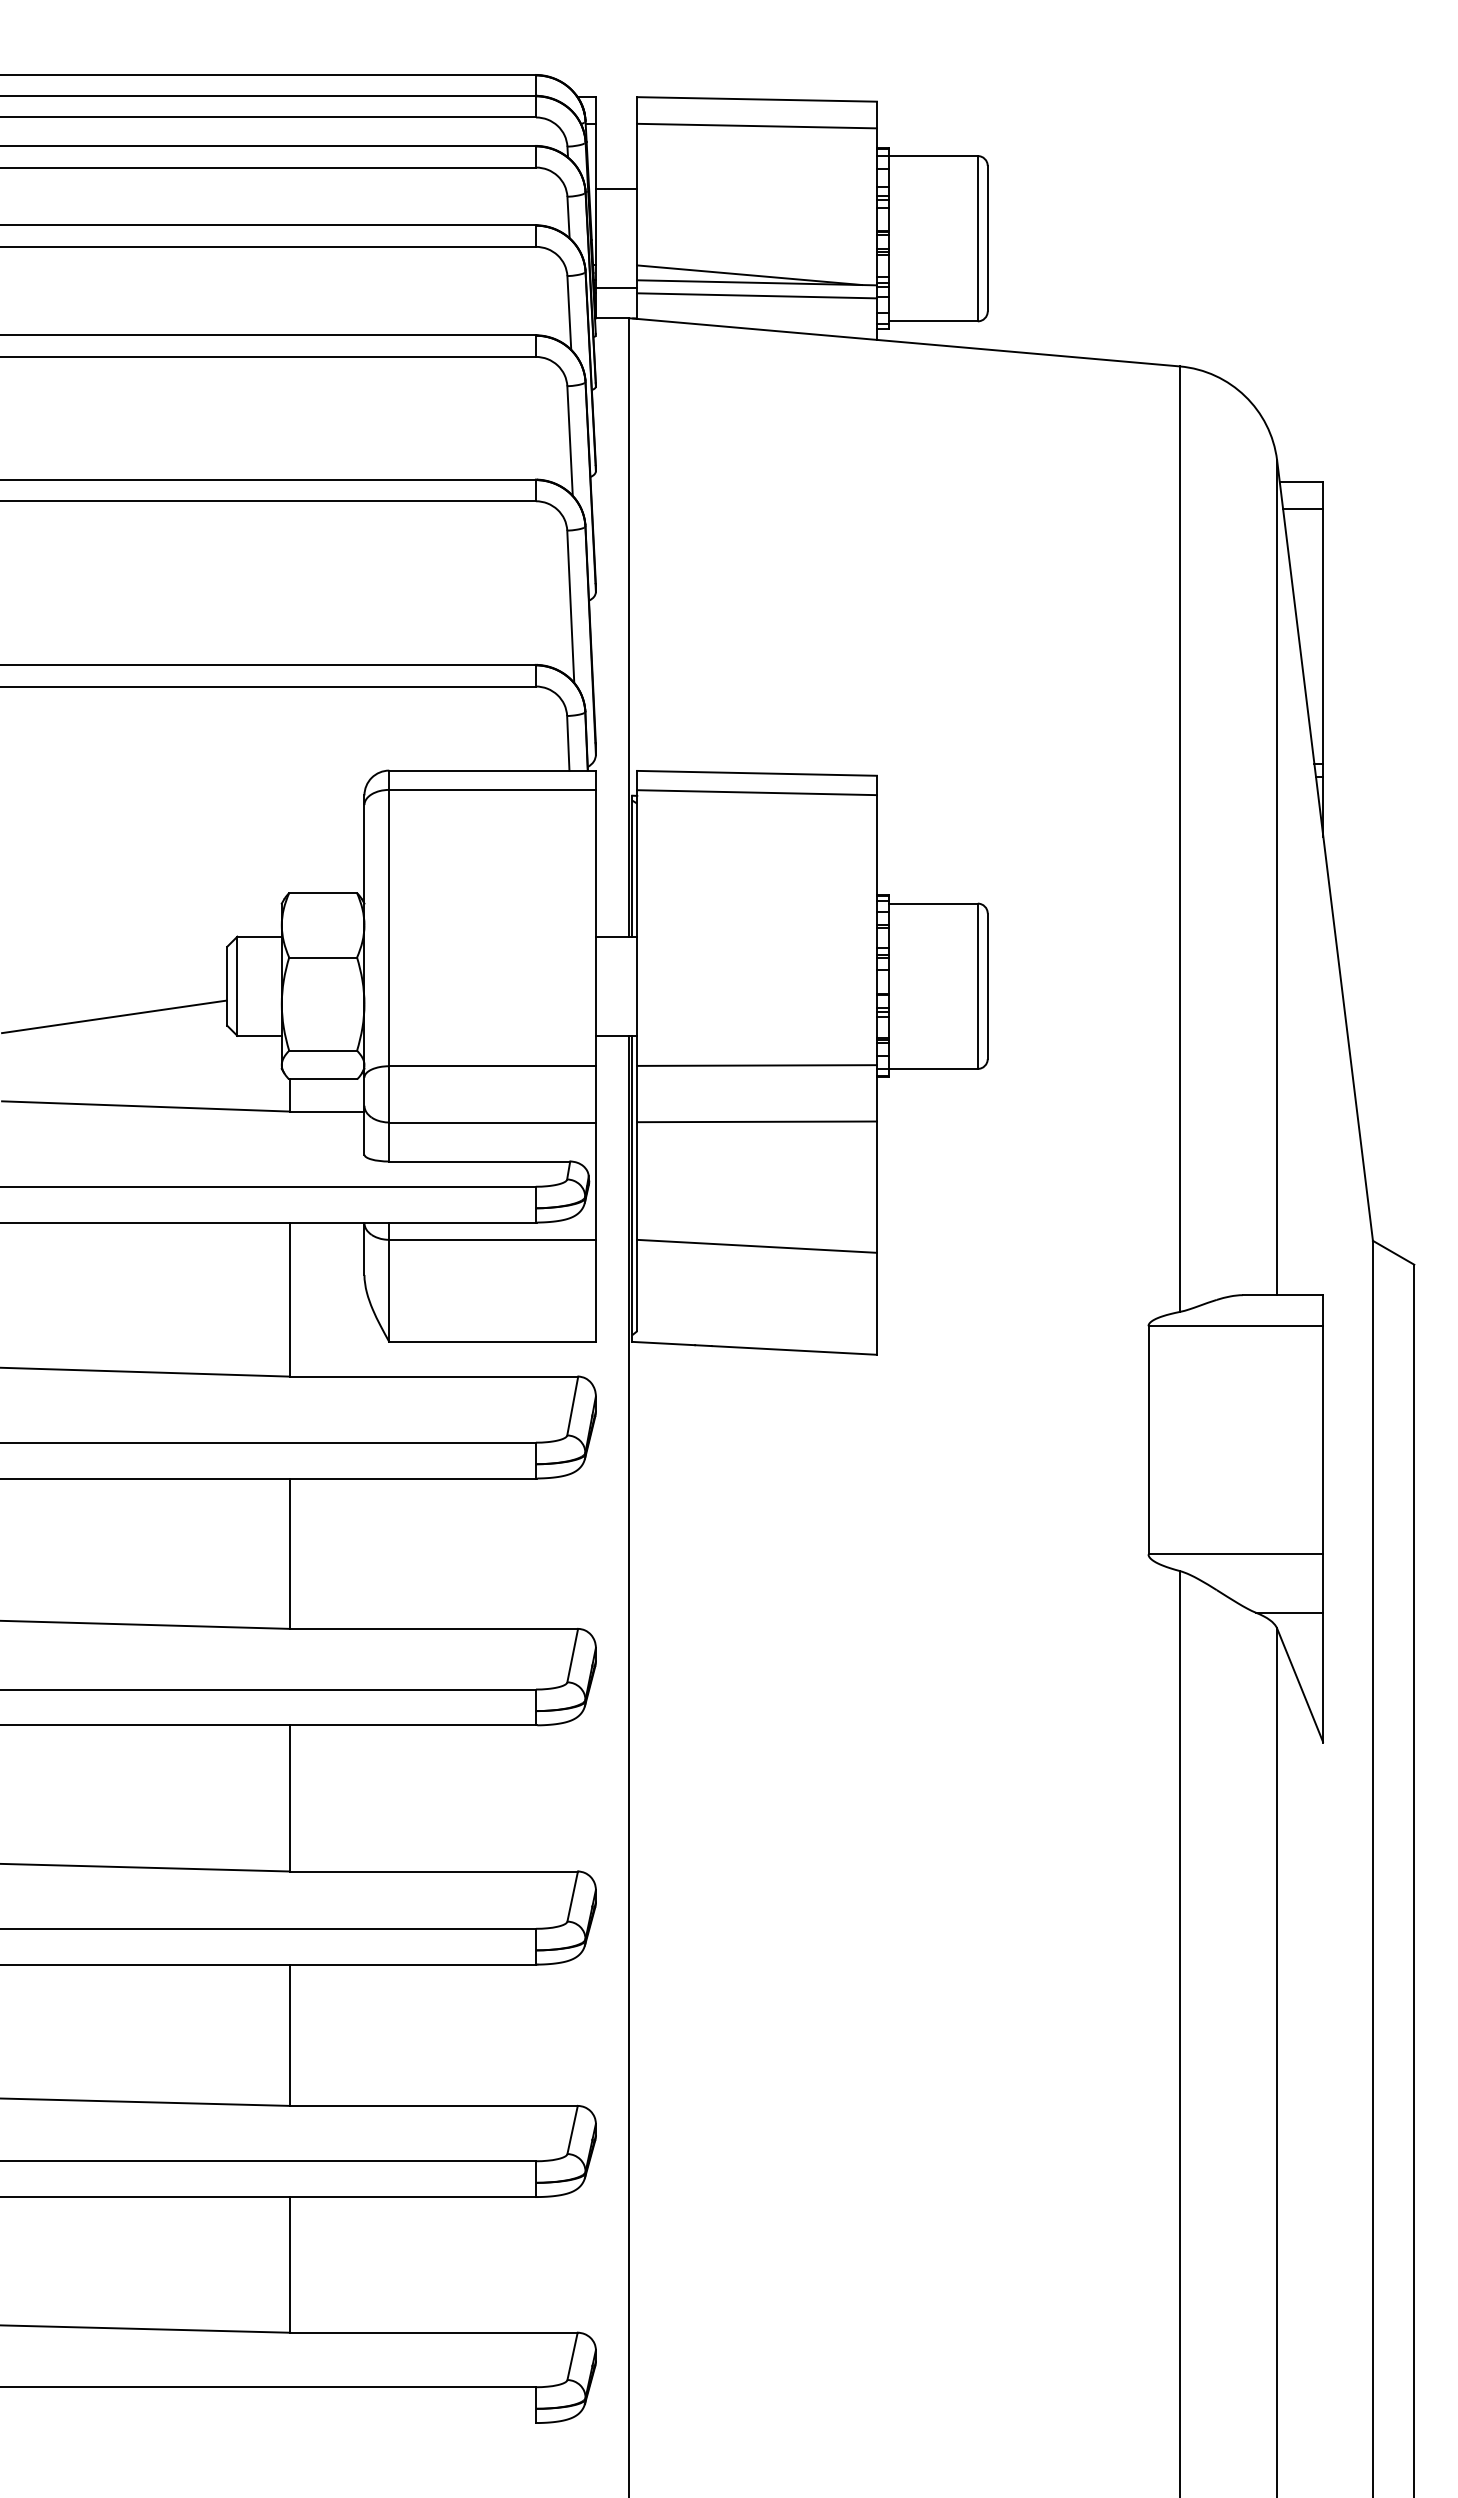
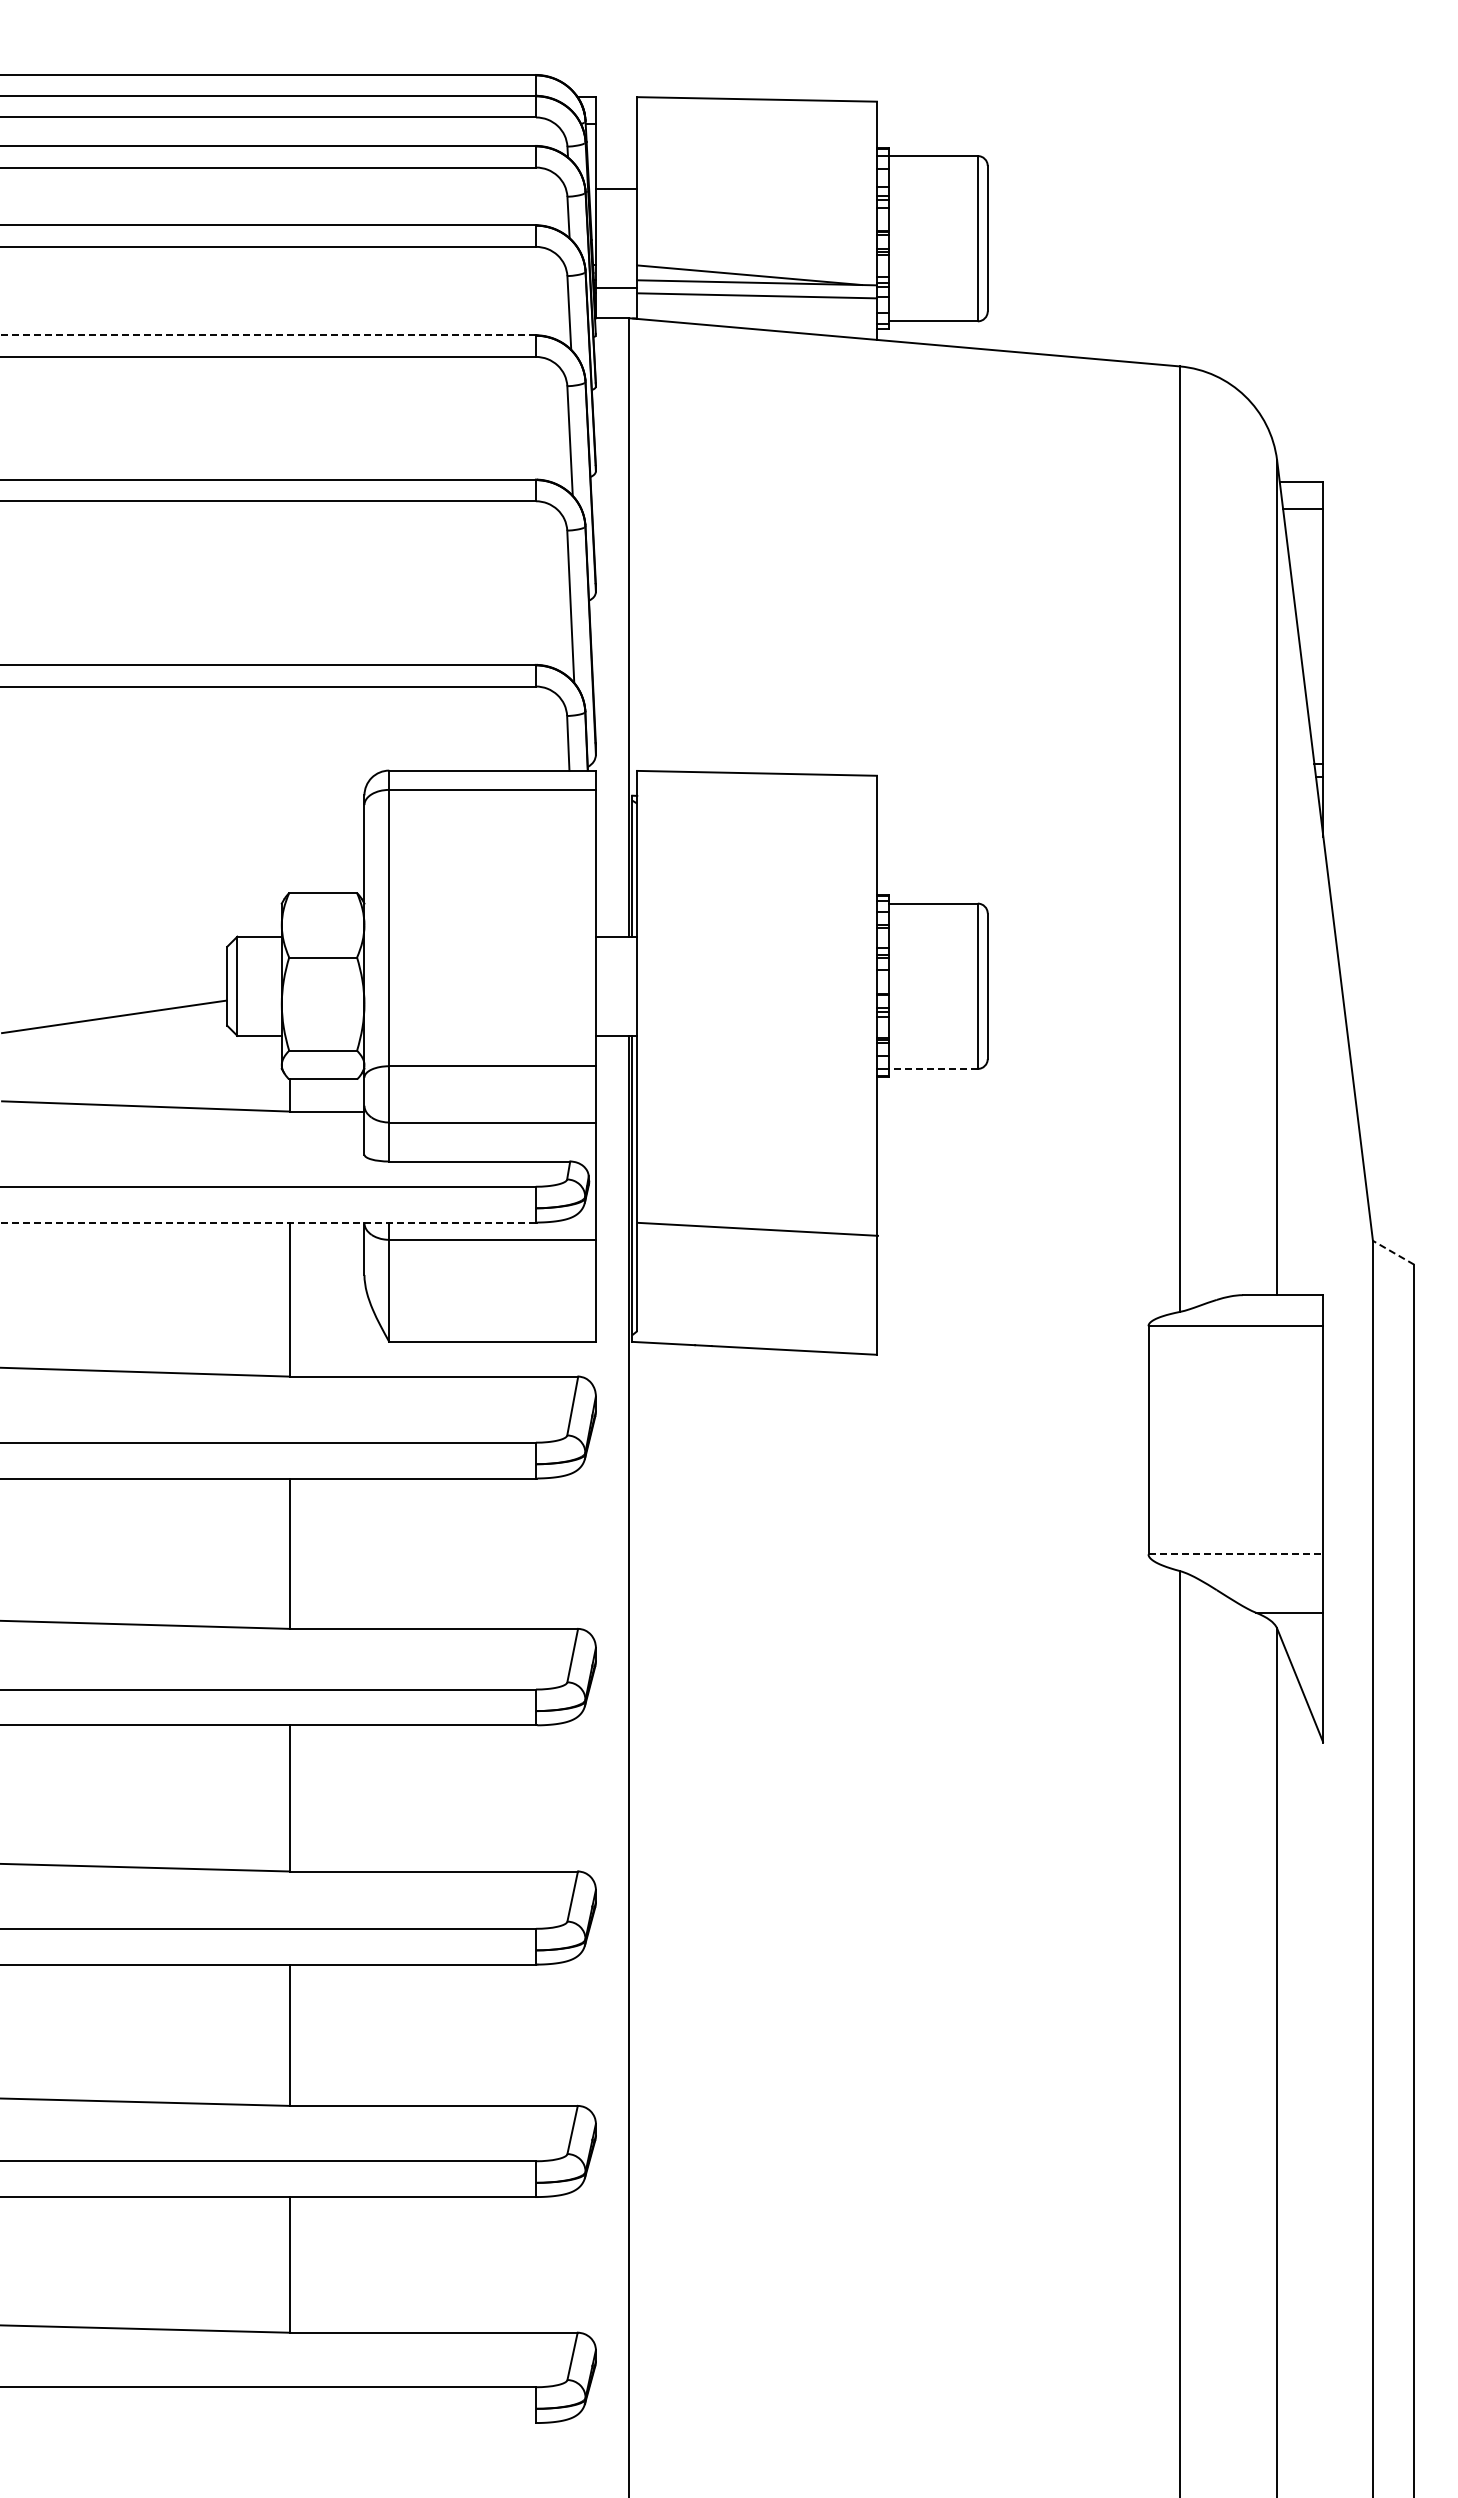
line: present -> none (756, 125)
line: solid -> dashed (268, 335)
line: present -> none (756, 792)
line: present -> none (756, 1065)
line: solid -> dashed (933, 1068)
line: present -> none (756, 1121)
line: solid -> dashed (268, 1222)
line position: (756, 1245) -> (757, 1228) (757, 1228)
line: solid -> dashed (1393, 1252)
line: solid -> dashed (1236, 1554)
